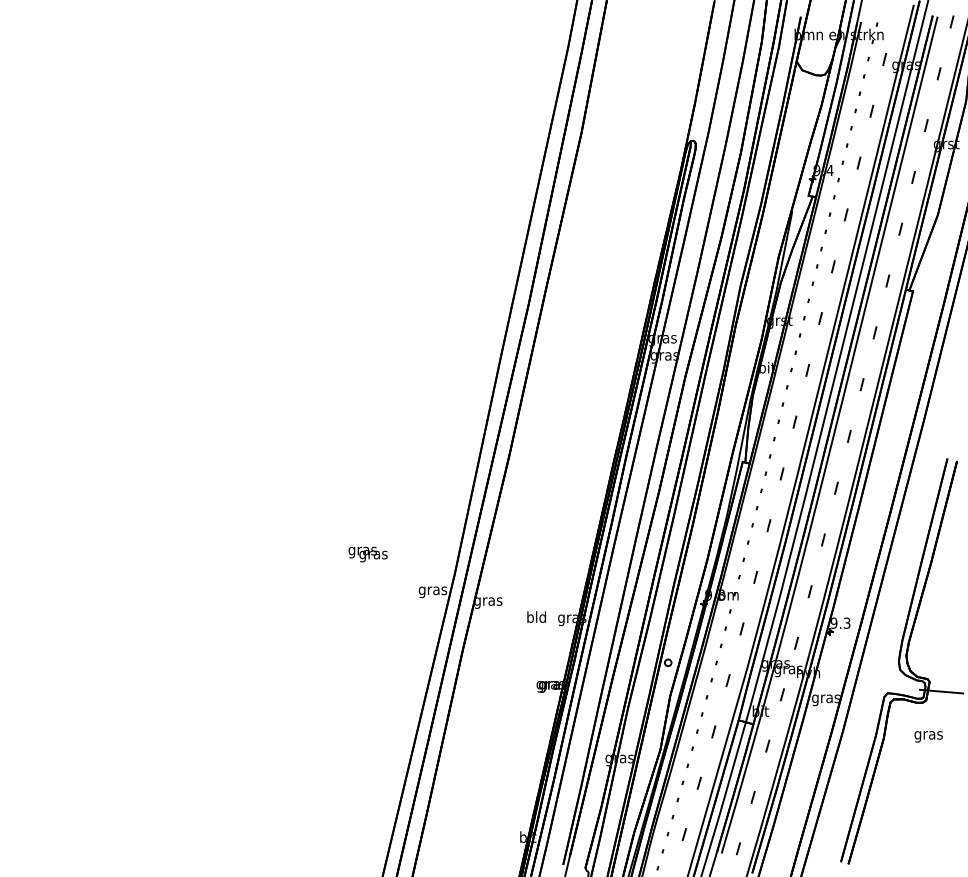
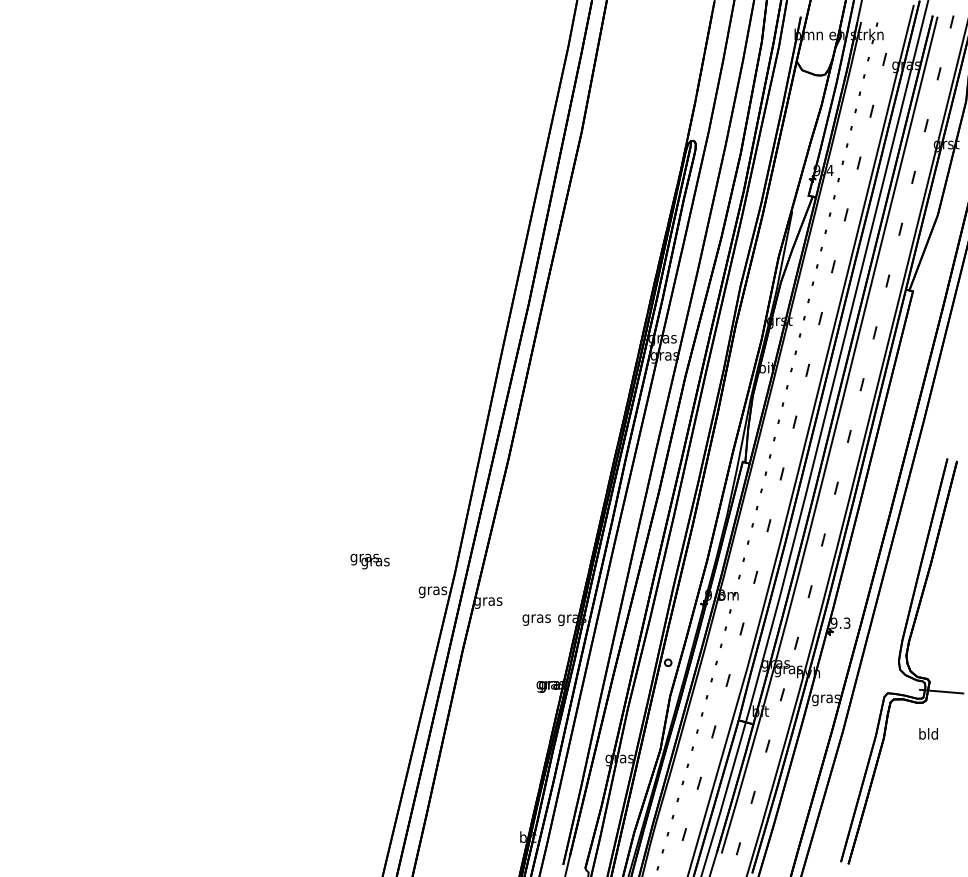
text position: (367, 554) -> (369, 561) (369, 561)
text: bld -> gras (536, 618)
text: gras -> bld (928, 735)
